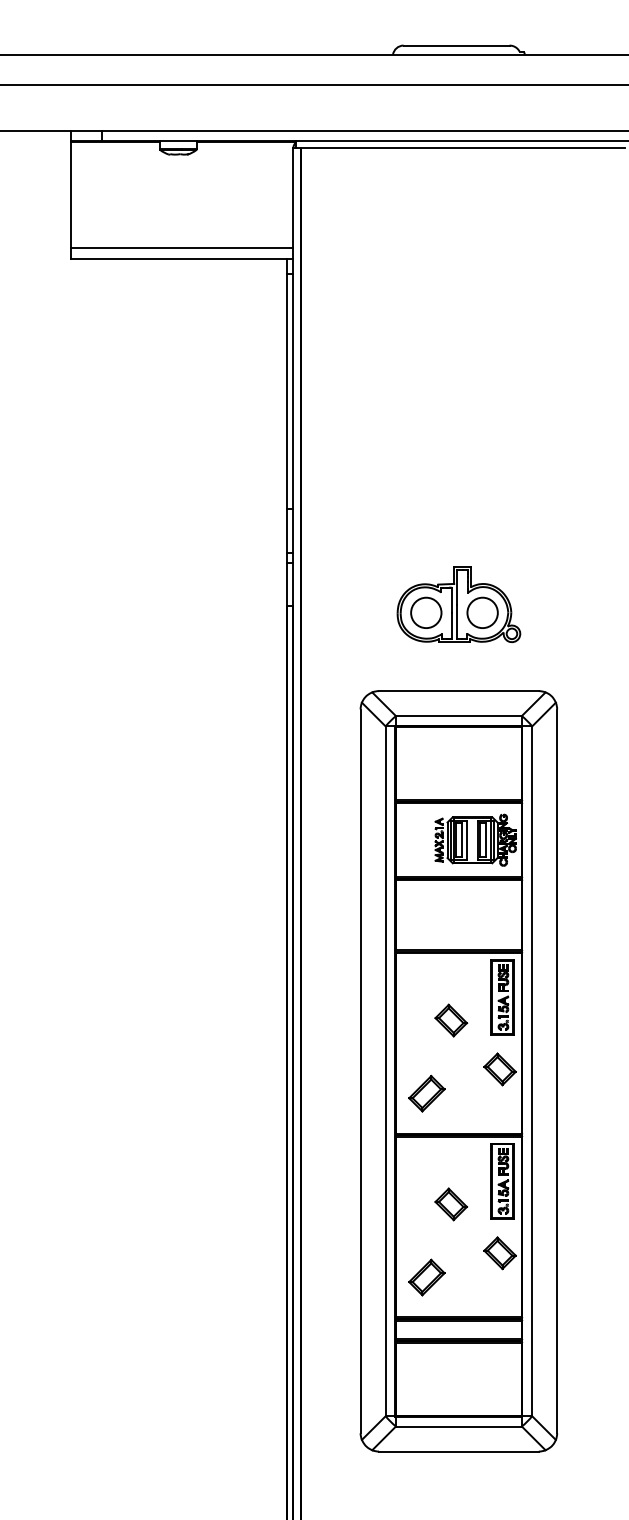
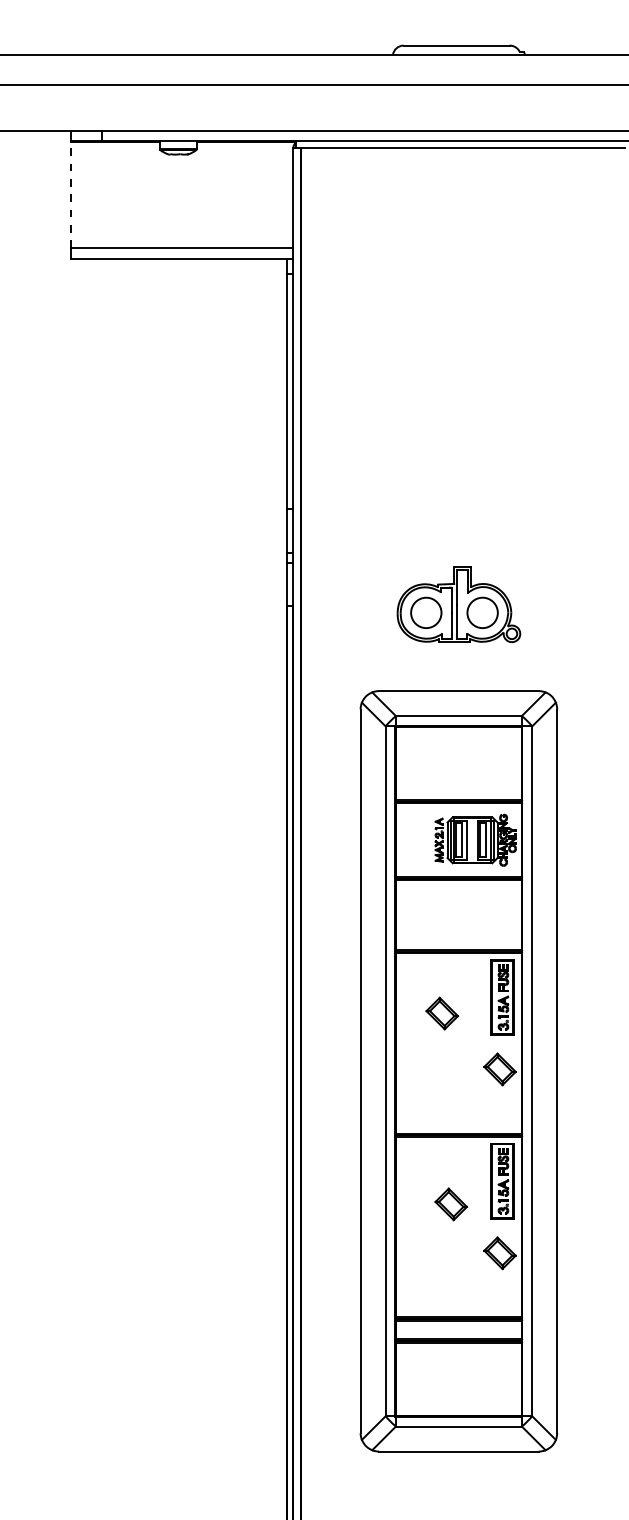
line: solid -> dashed (71, 195)
part position: (451, 1020) -> (442, 1013) (442, 1013)
part: present -> none (426, 1093)
part: present -> none (426, 1277)
